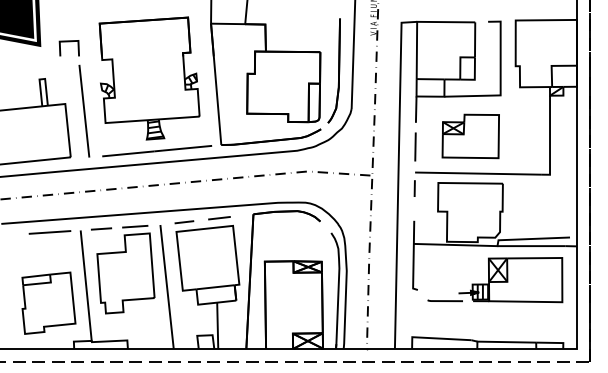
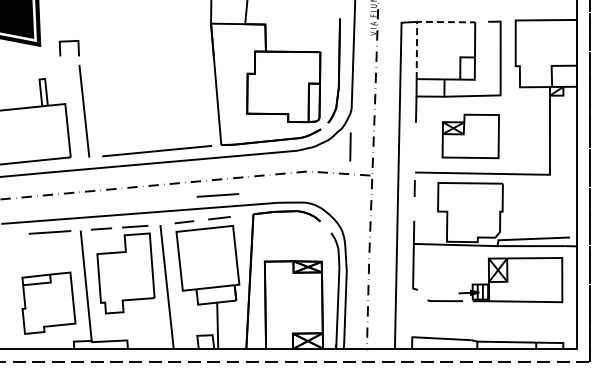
line: solid -> dashed (417, 21)
part: present -> none (149, 78)
line position: (415, 146) -> (350, 146) (350, 146)
line: none -> present (217, 195)
